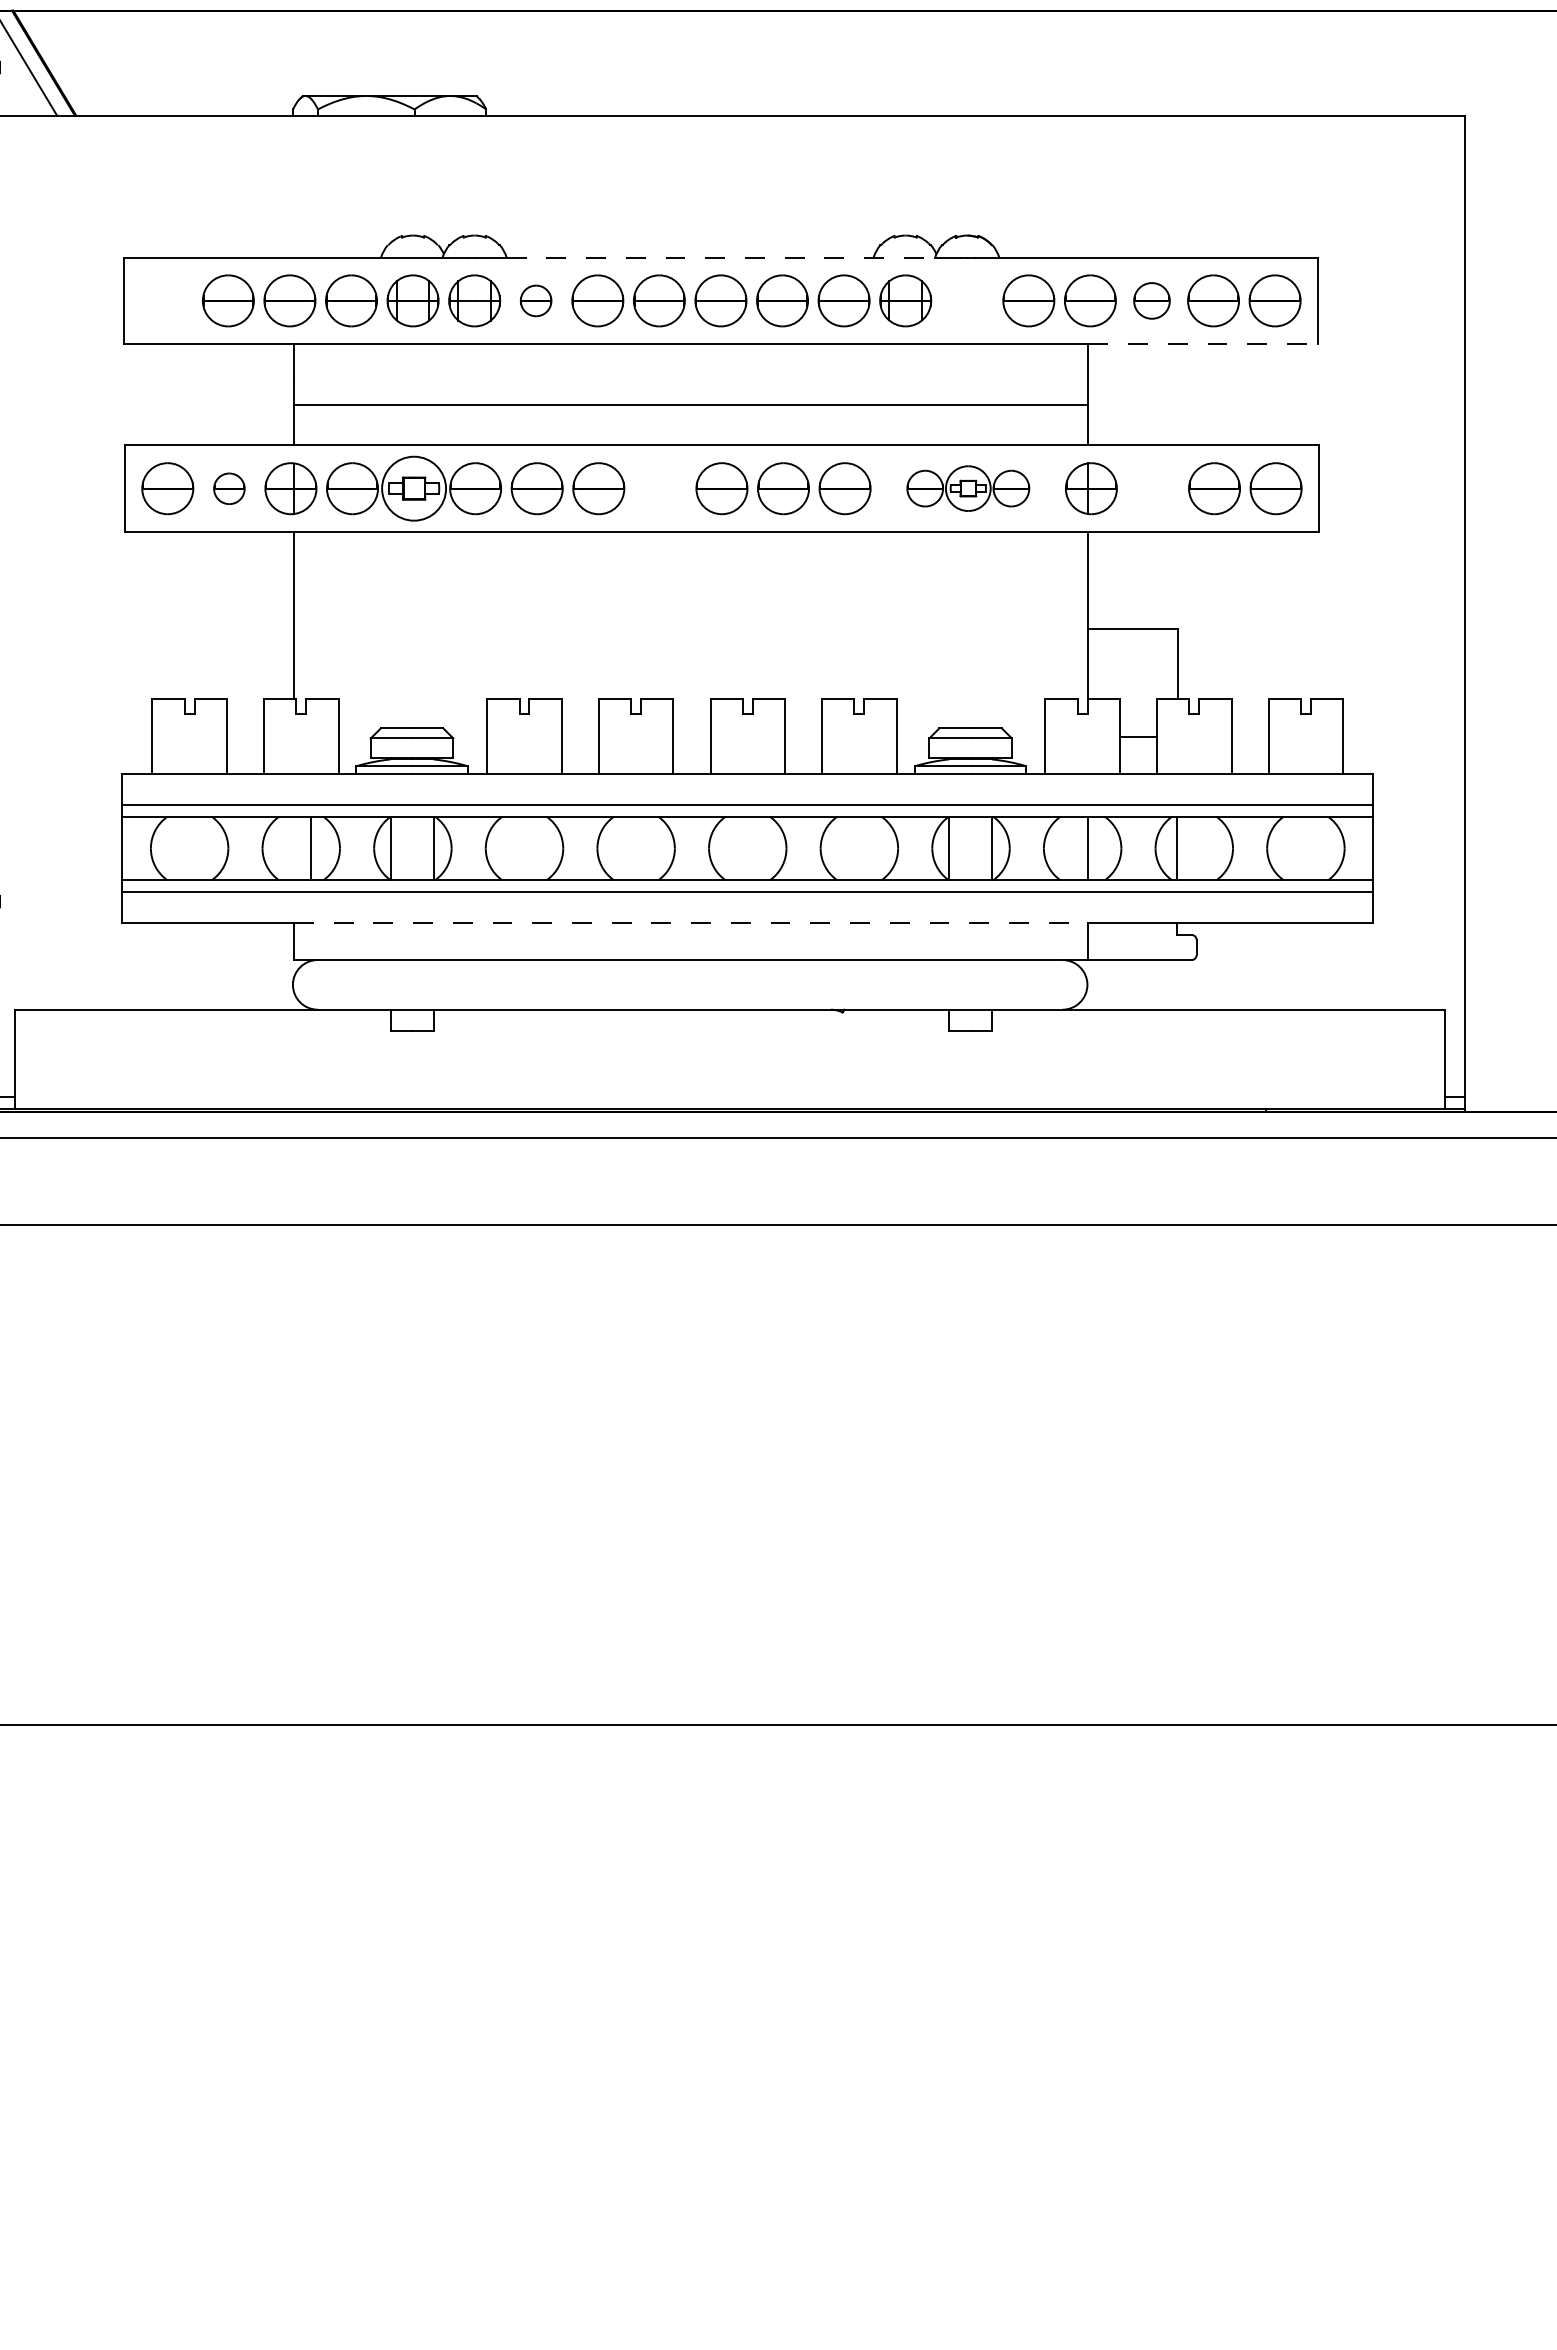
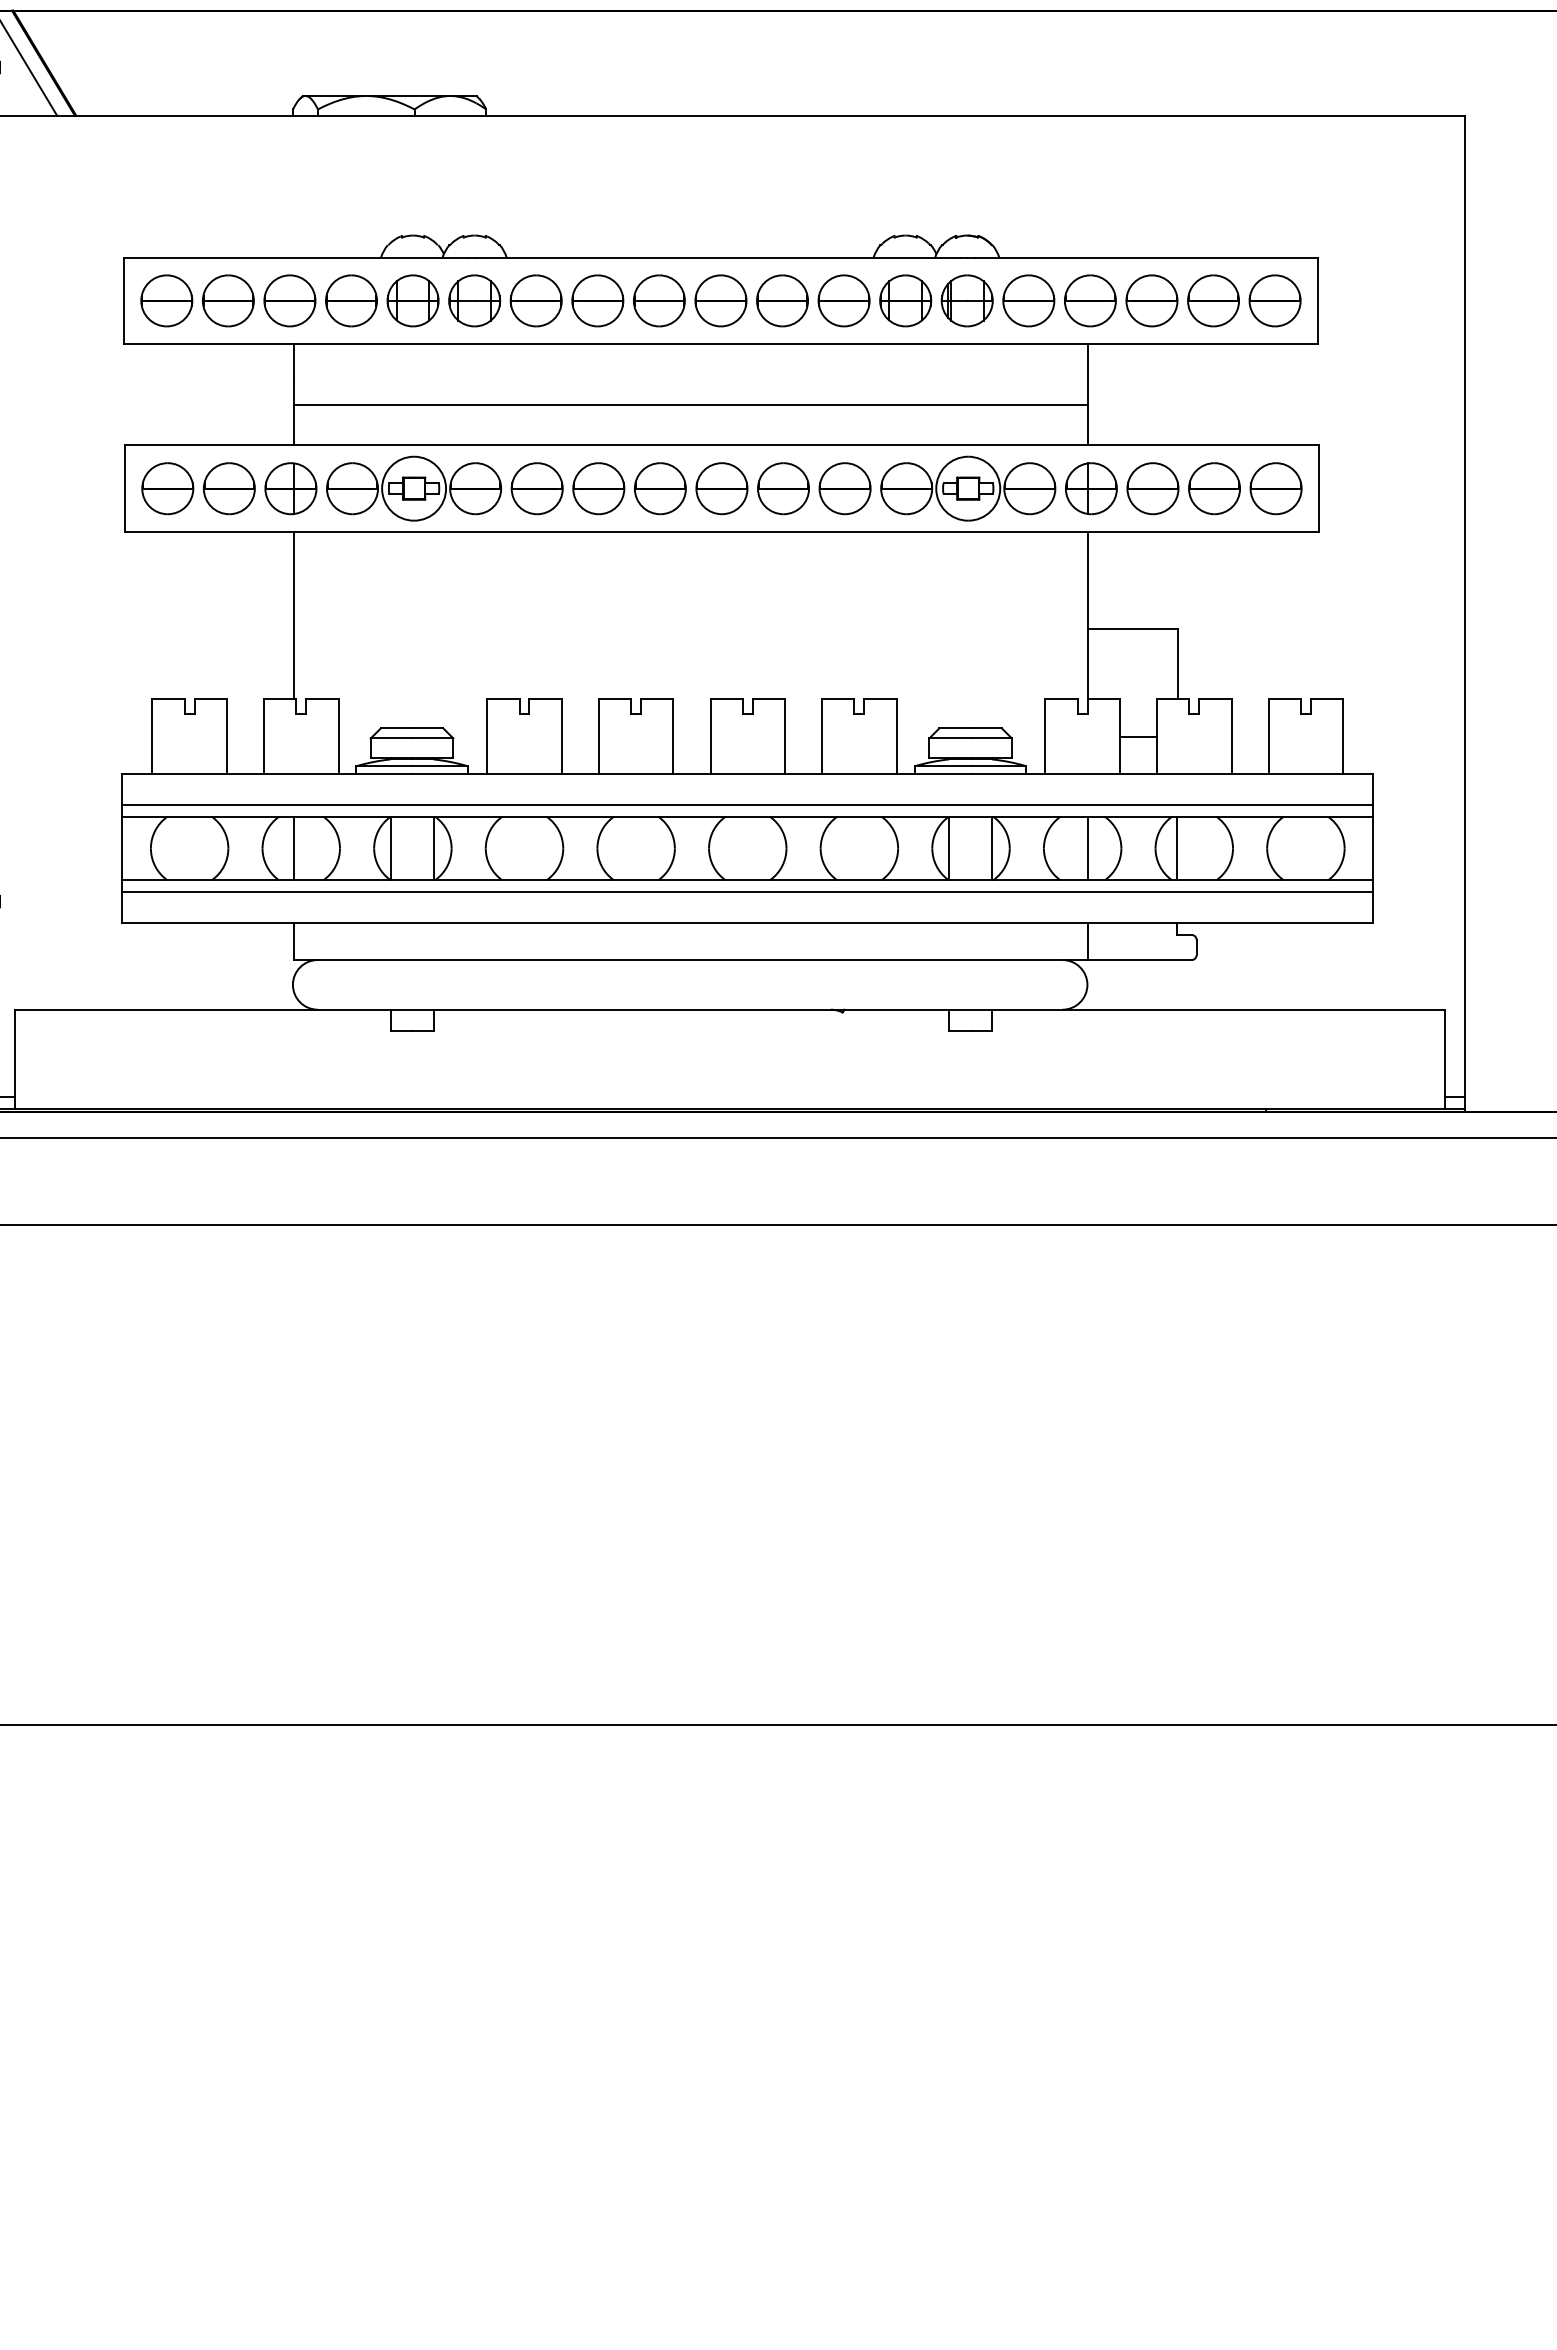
line: dashed -> solid (721, 257)
part: none -> present (166, 300)
part size: 33x34 px -> 54x54 px (535, 300)
part: none -> present (966, 300)
part size: 38x38 px -> 54x54 px (1151, 300)
line: dashed -> solid (1203, 344)
part size: 33x33 px -> 53x54 px (229, 488)
part: none -> present (660, 488)
part size: 125x47 px -> 177x67 px (968, 488)
part: none -> present (1152, 488)
line position: (310, 848) -> (293, 848) (293, 848)
line: dashed -> solid (691, 922)
